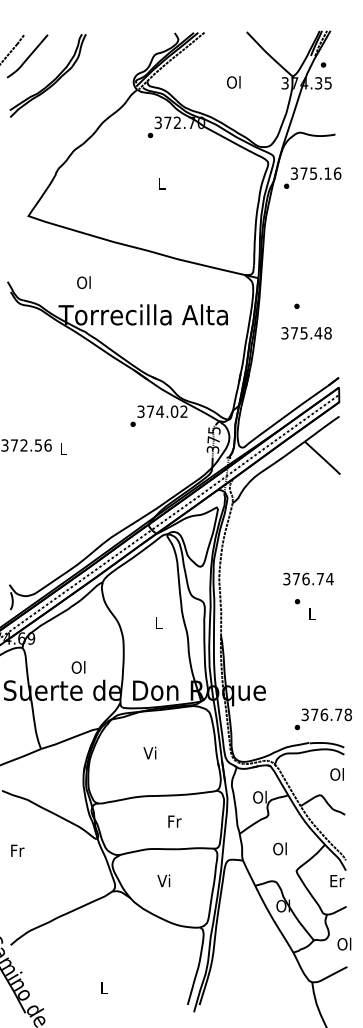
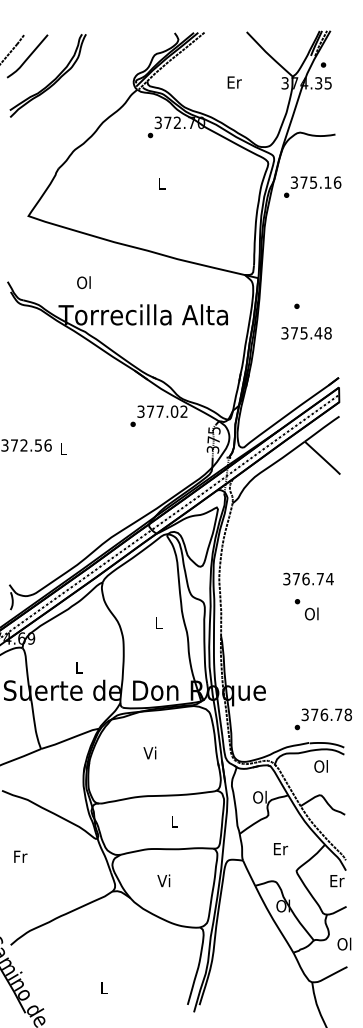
text: Ol -> Er (234, 82)
text position: (312, 177) -> (312, 186) (312, 186)
text: 374.02 -> 377.02 (160, 411)
text: L -> Ol (311, 613)
text: Ol -> L (78, 667)
text position: (336, 774) -> (320, 766) (320, 766)
text: Fr -> L (174, 821)
text: Ol -> Er (280, 848)
text position: (17, 850) -> (20, 856) (20, 856)
